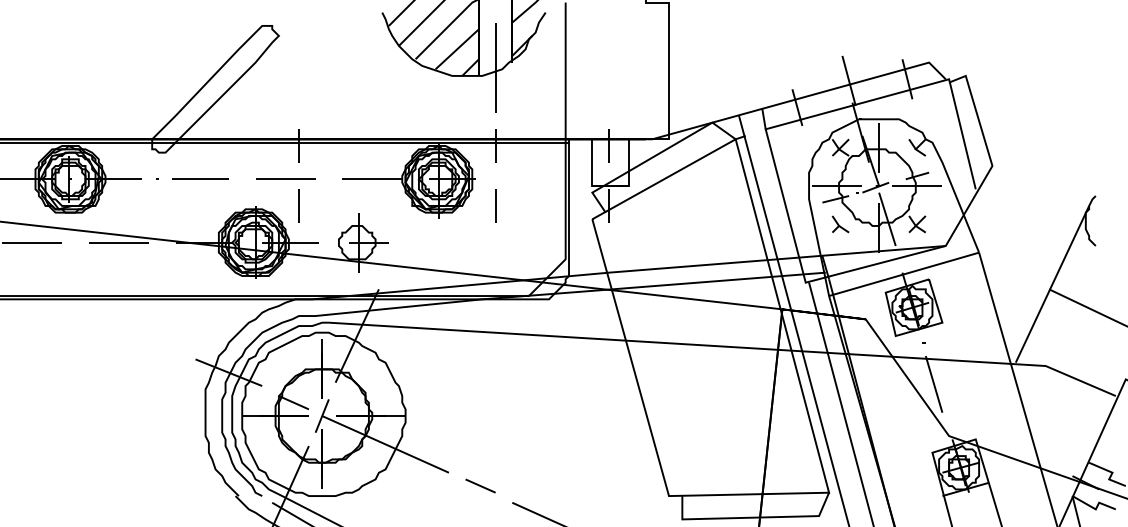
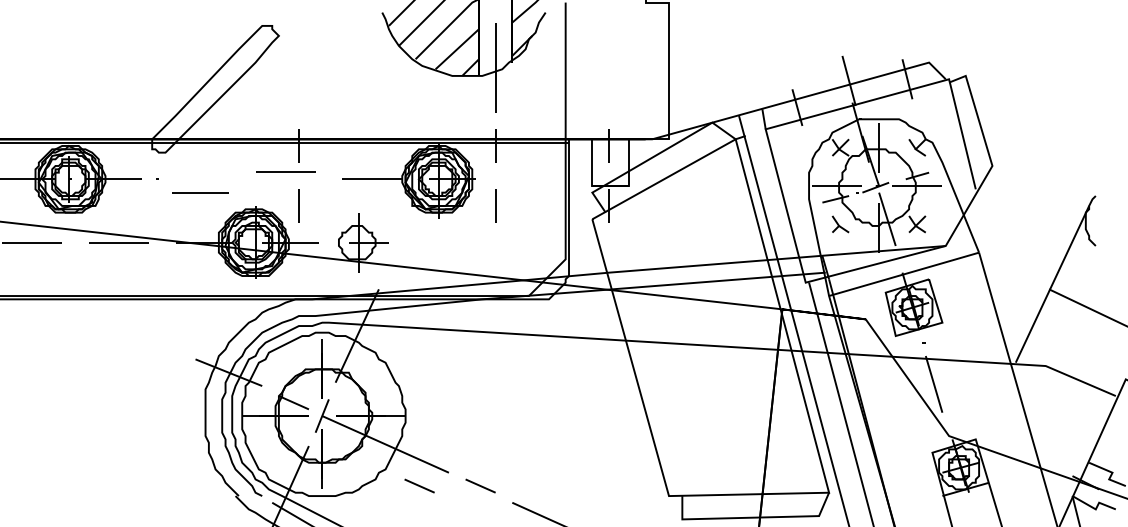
line position: (200, 178) -> (200, 192) (200, 192)
line position: (285, 178) -> (285, 171) (285, 171)
line: none -> present (419, 485)
